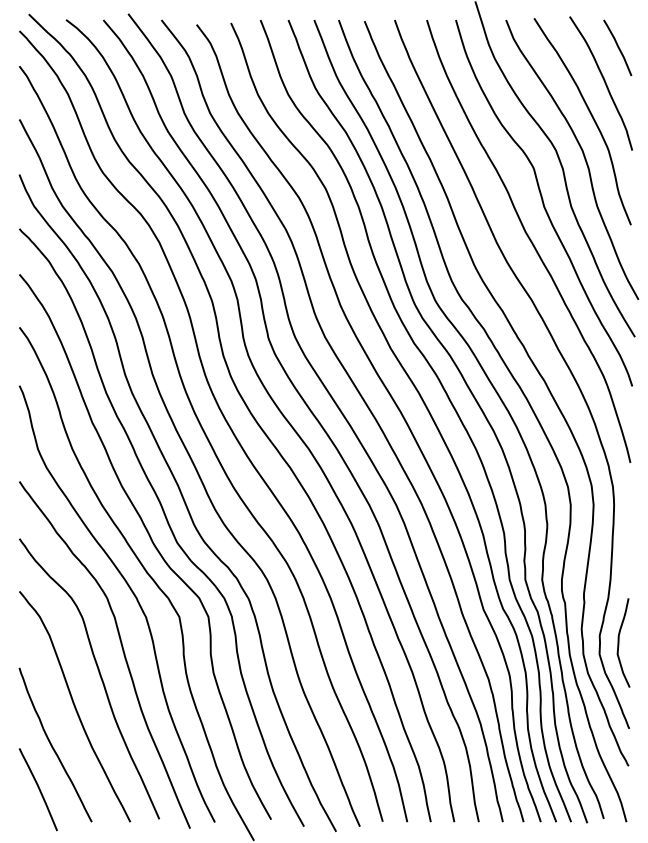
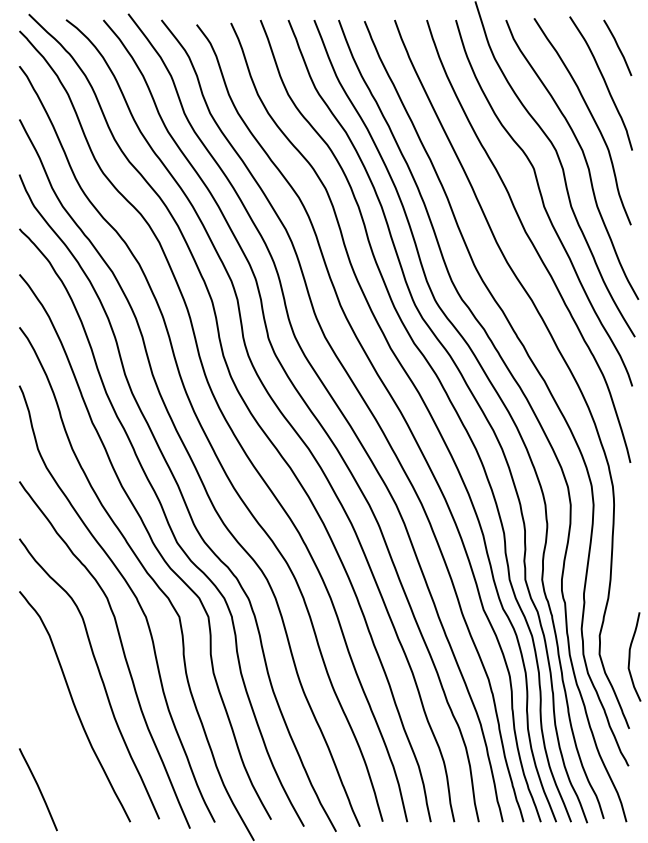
curve position: (619, 642) -> (630, 656) (630, 656)
curve: present -> none (53, 746)
